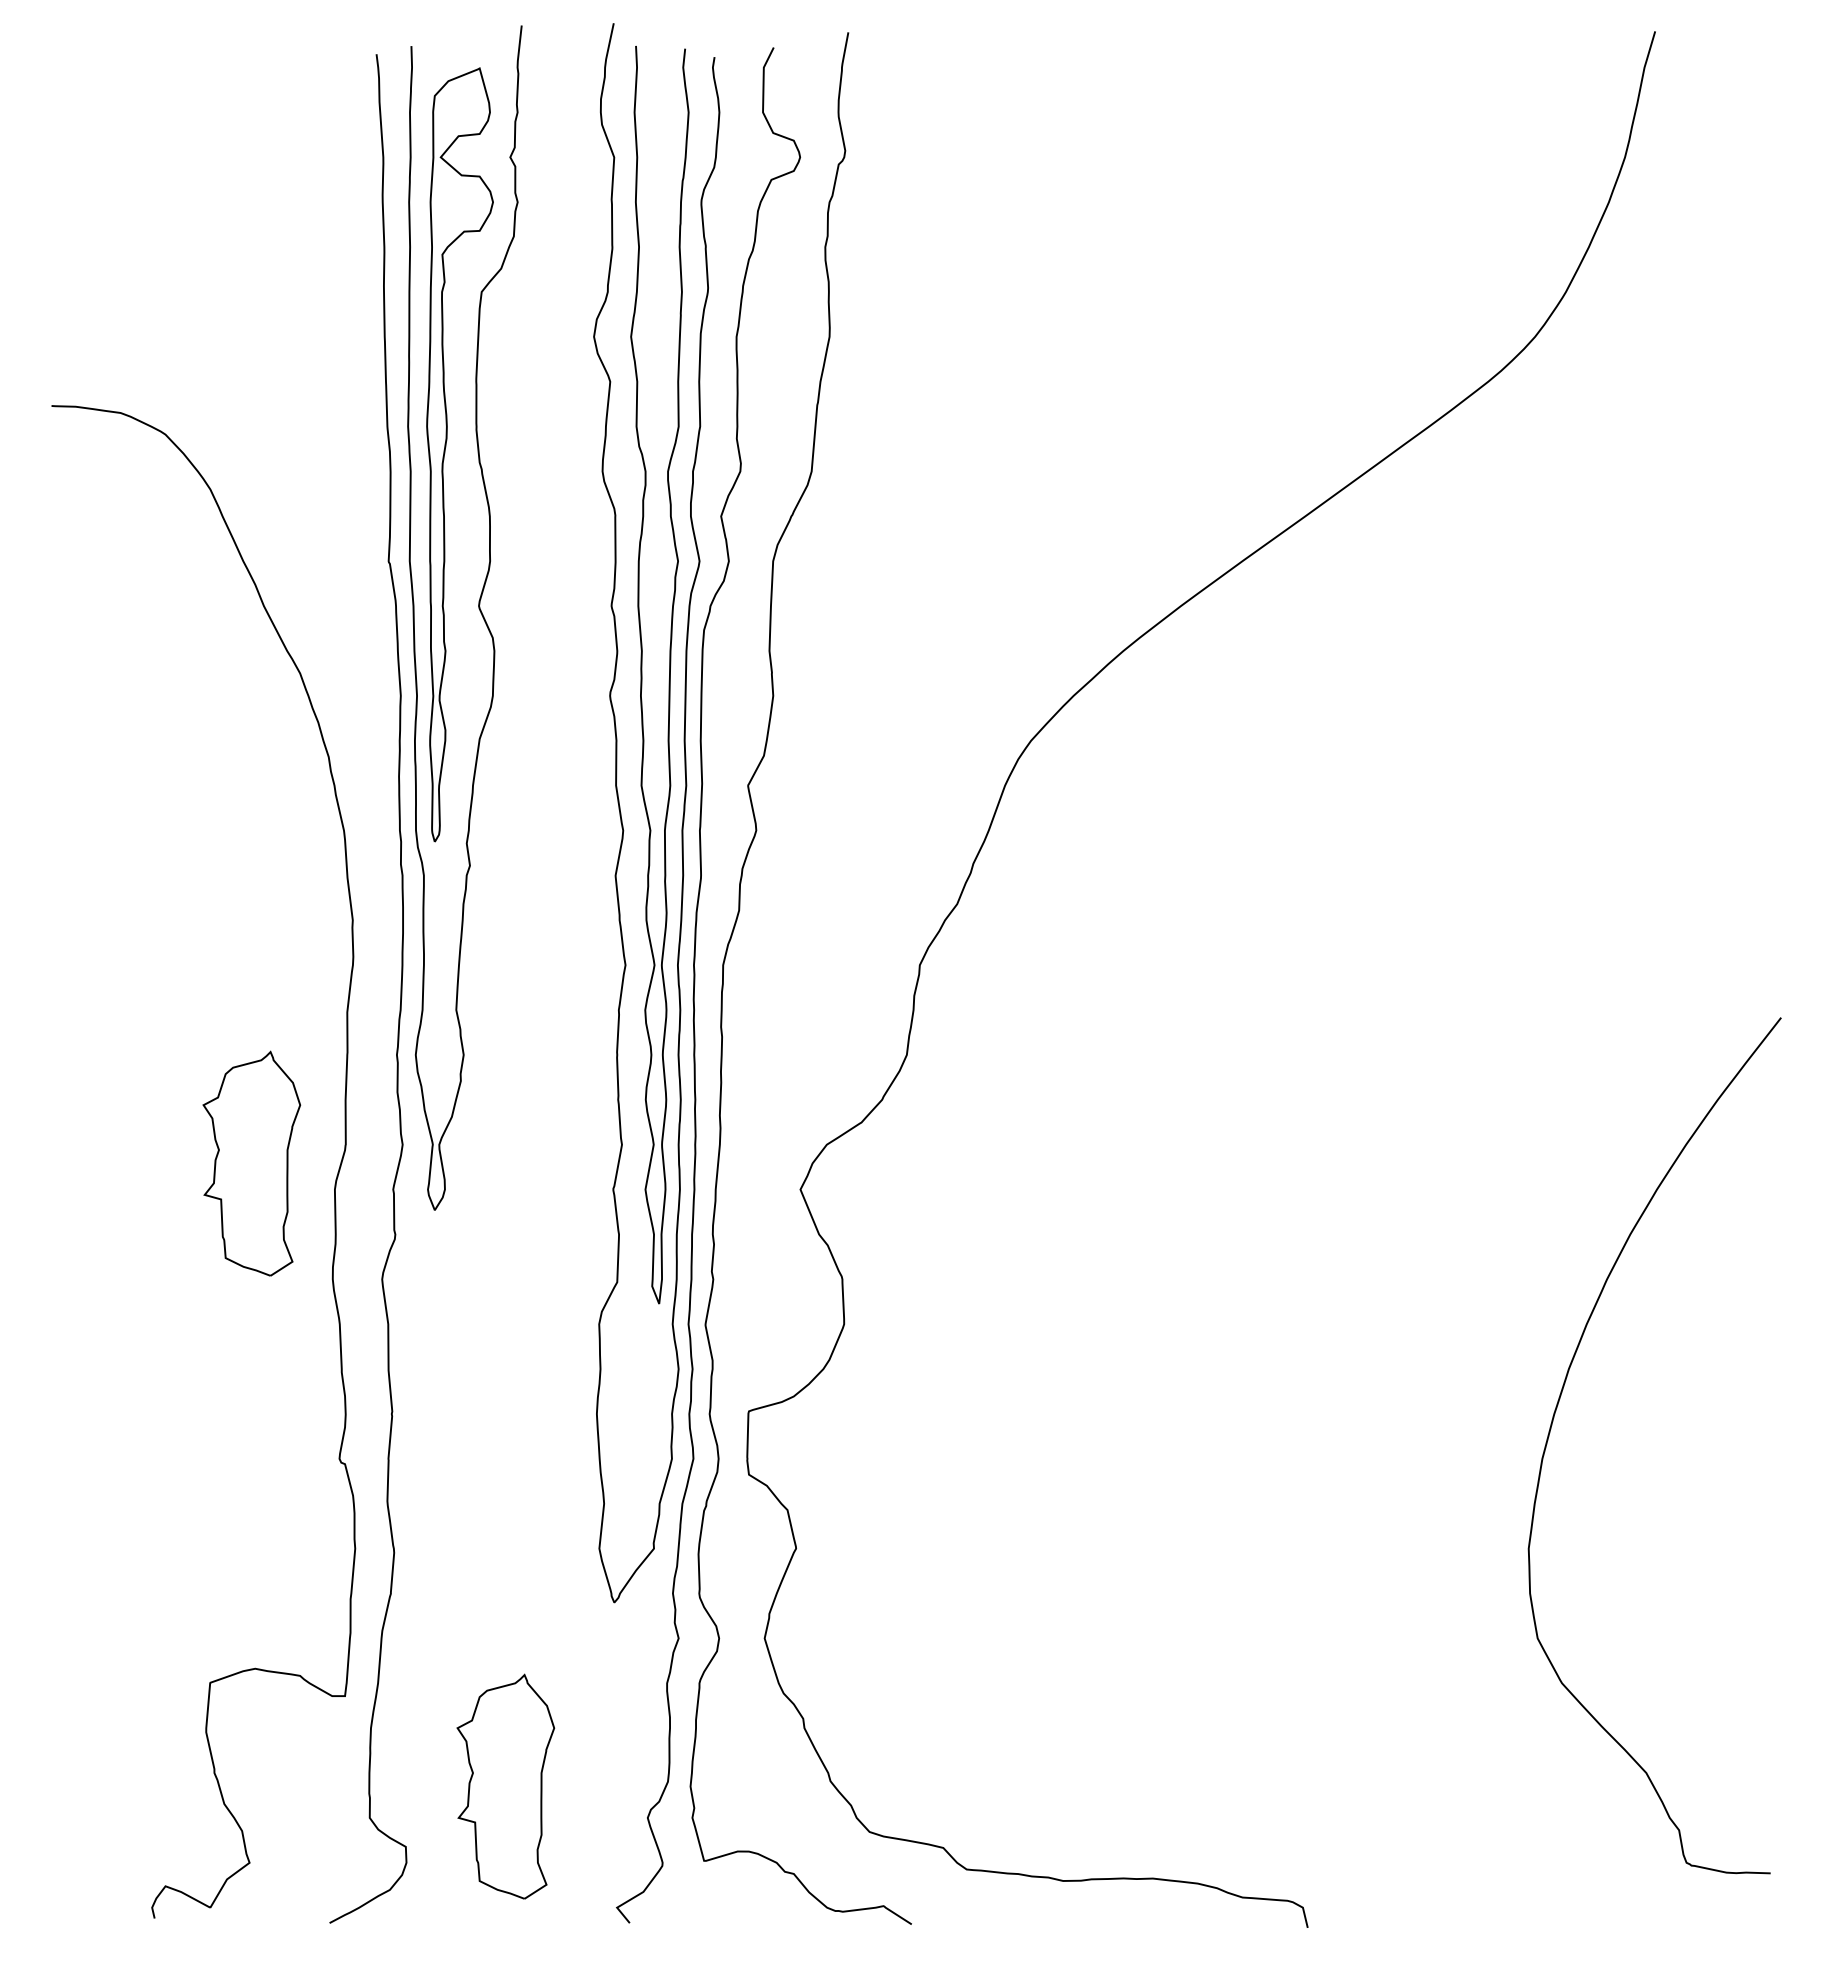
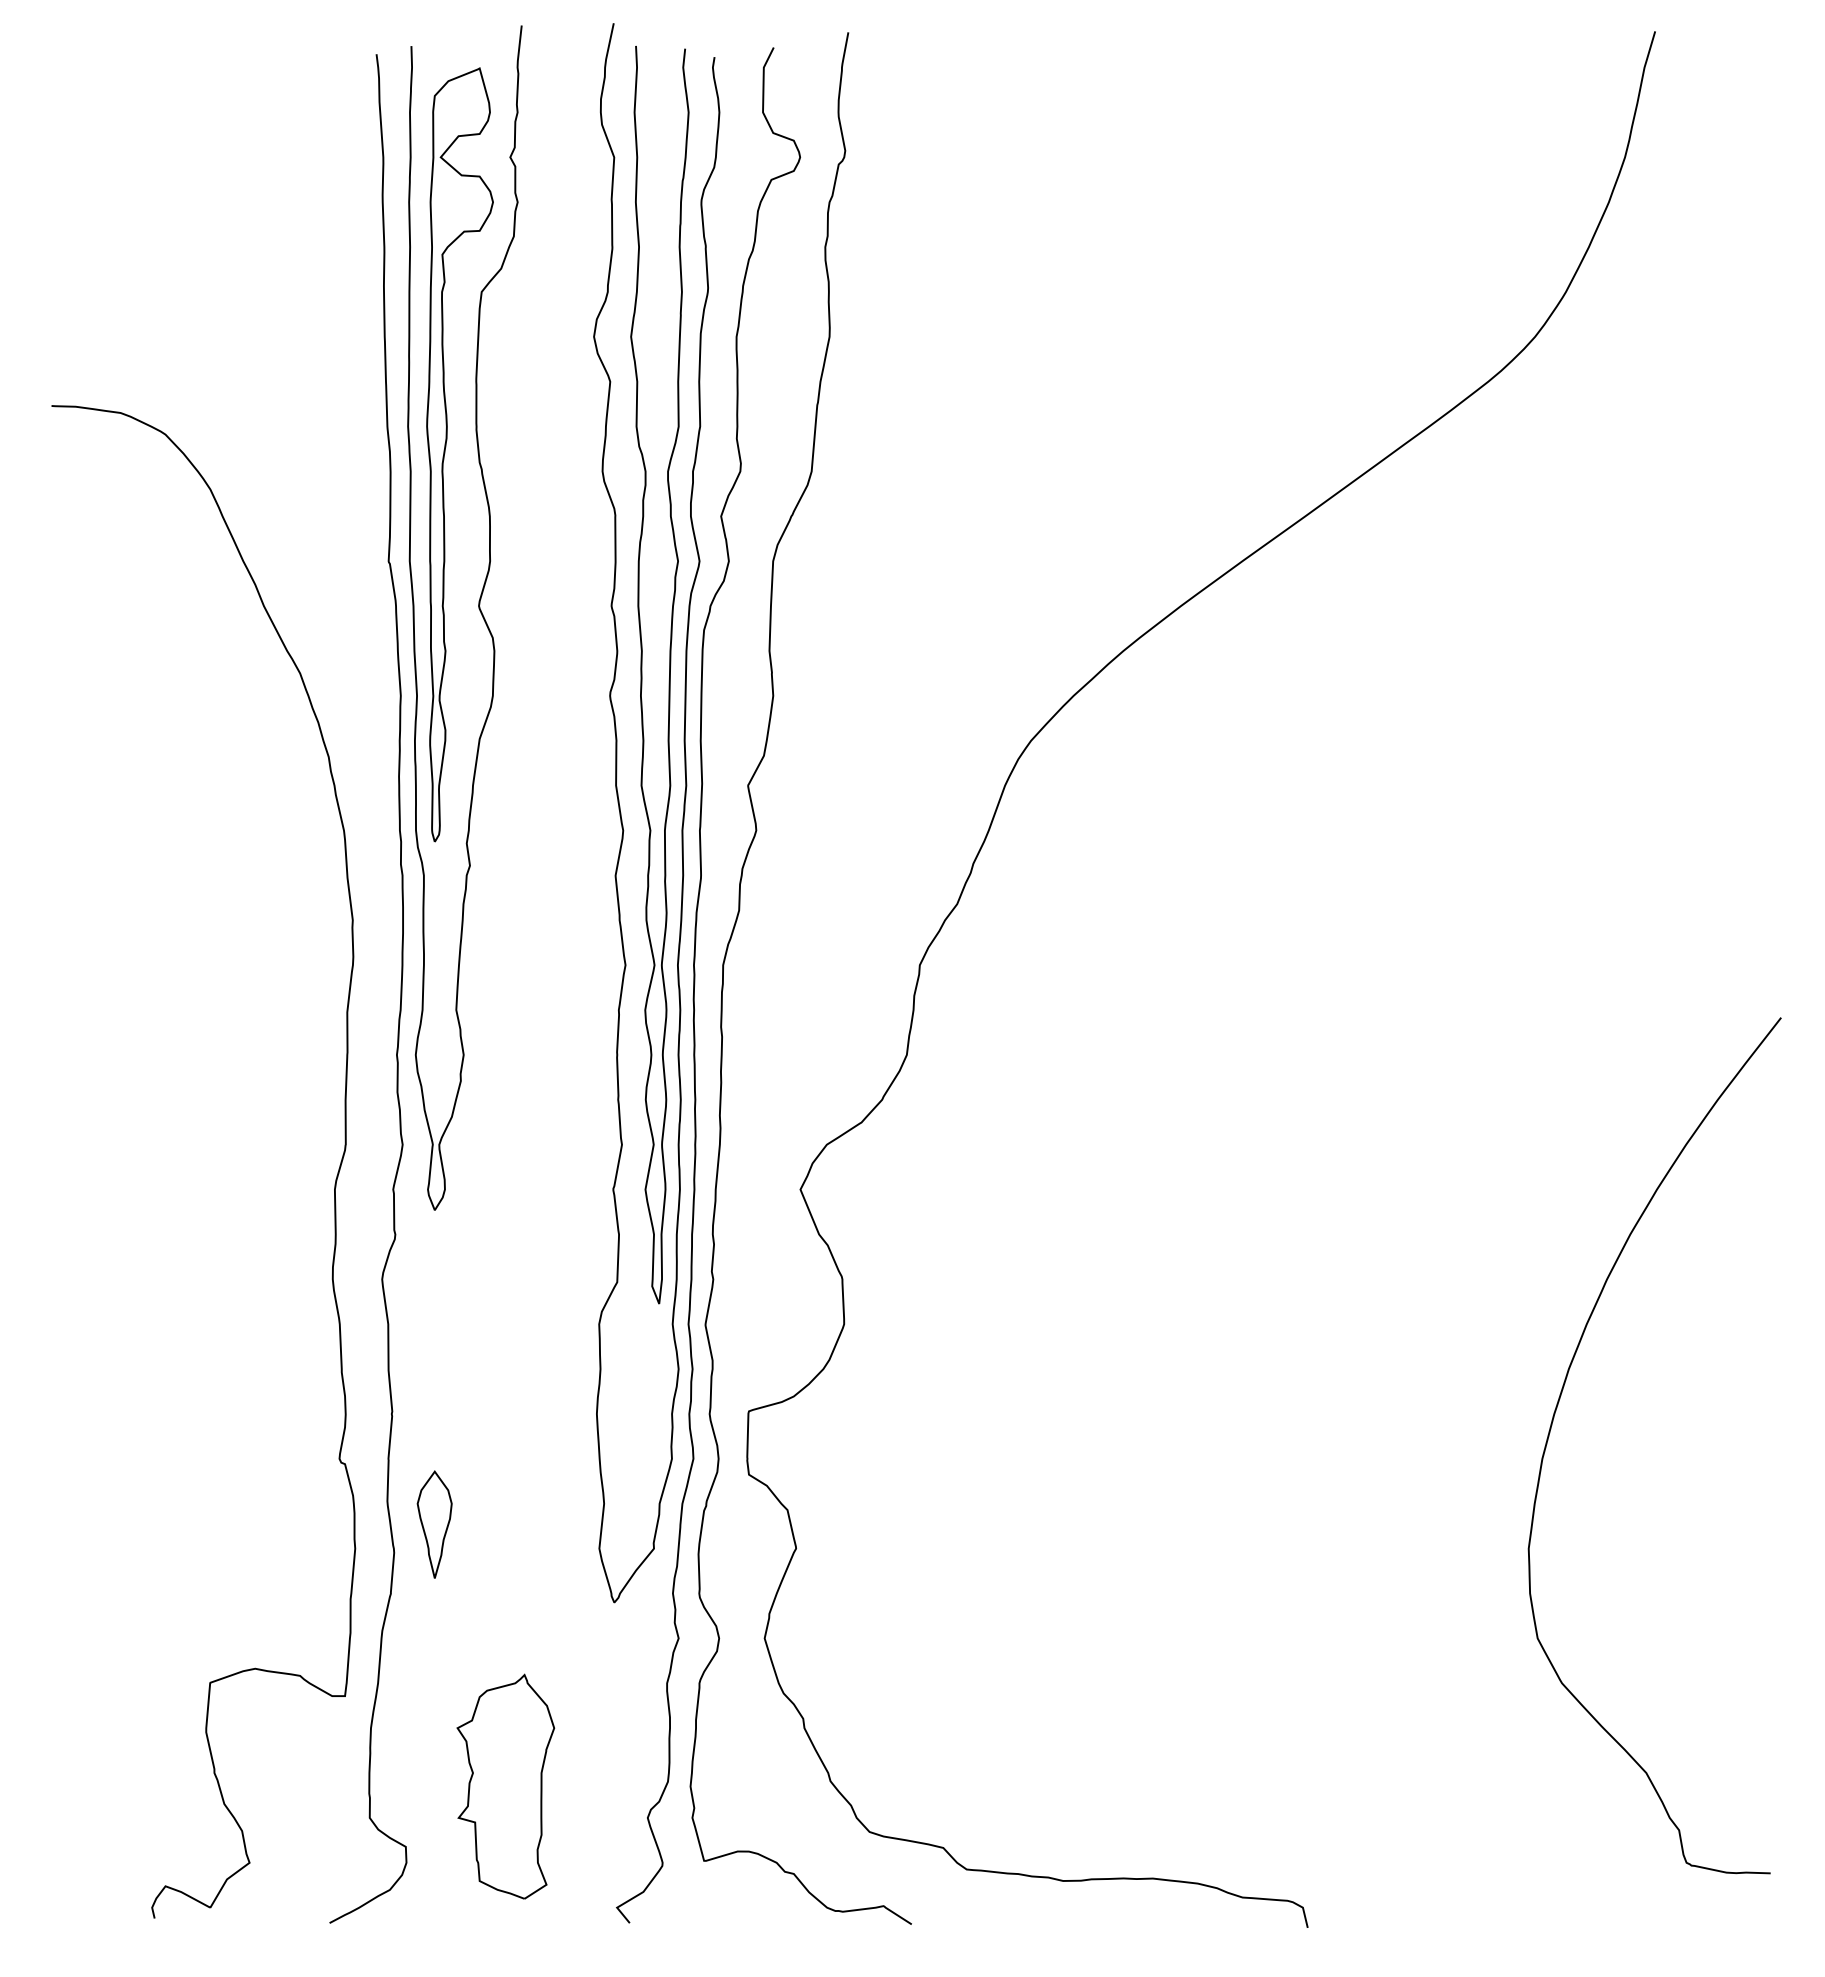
part: present -> none (251, 1163)
part: none -> present (434, 1524)
